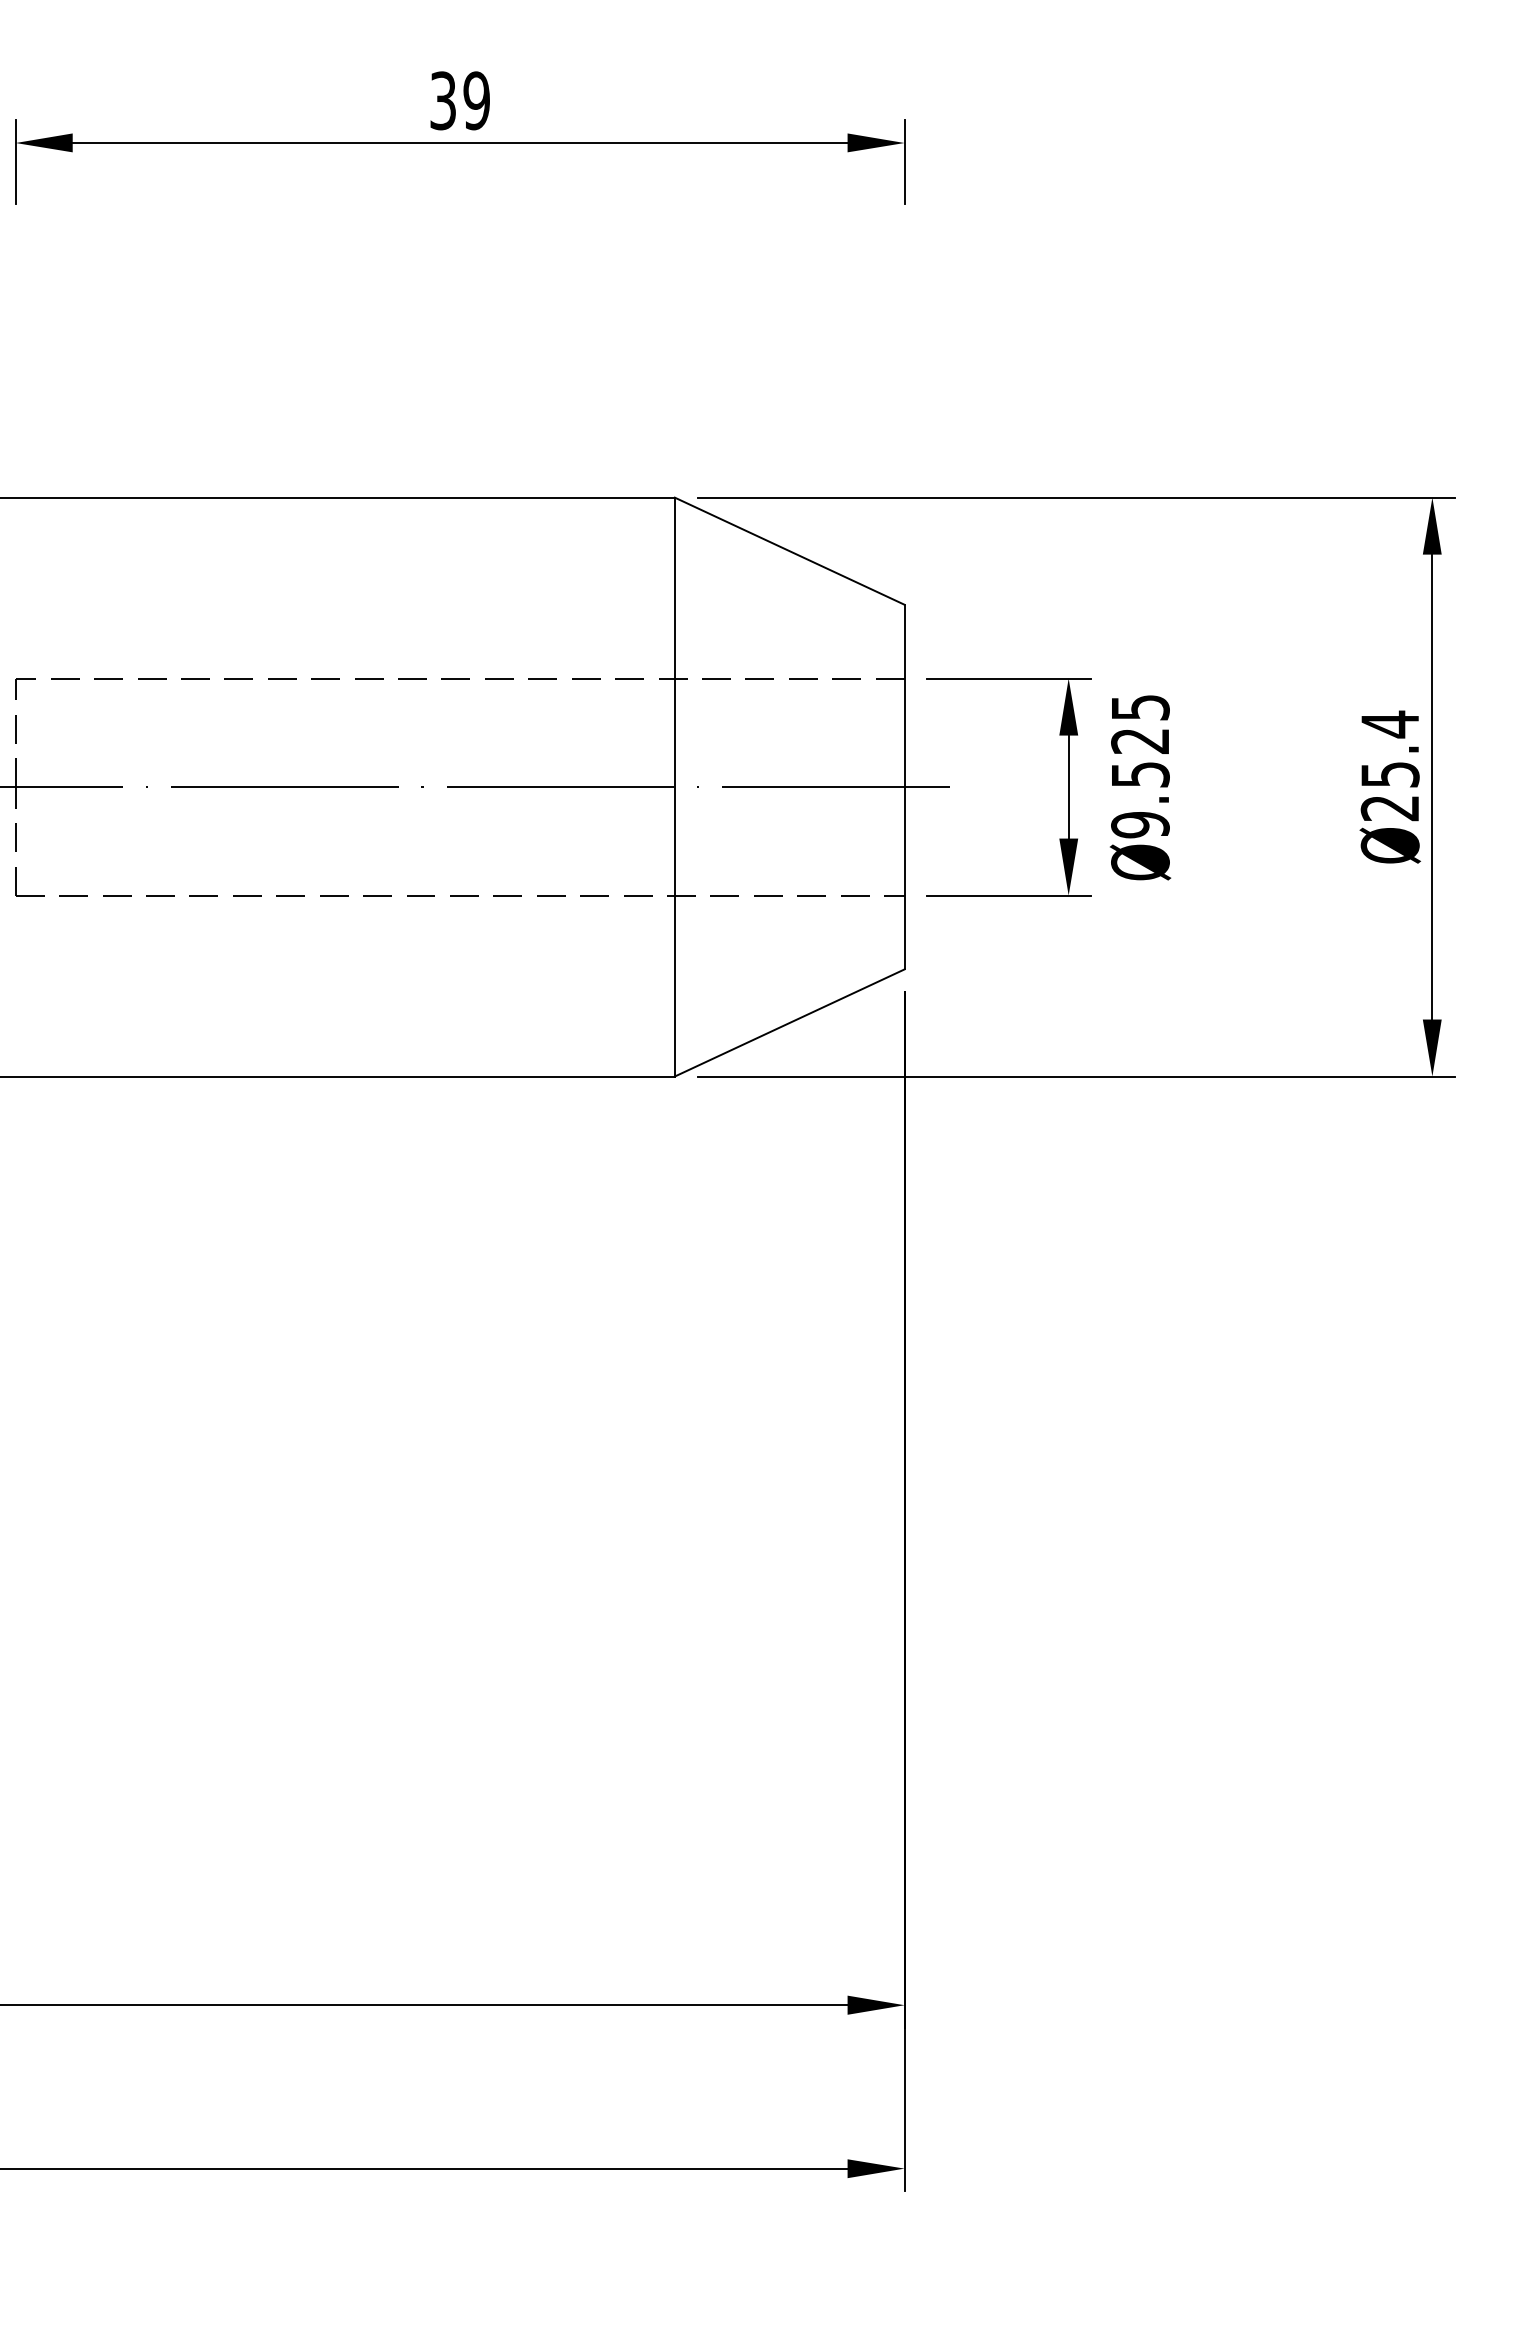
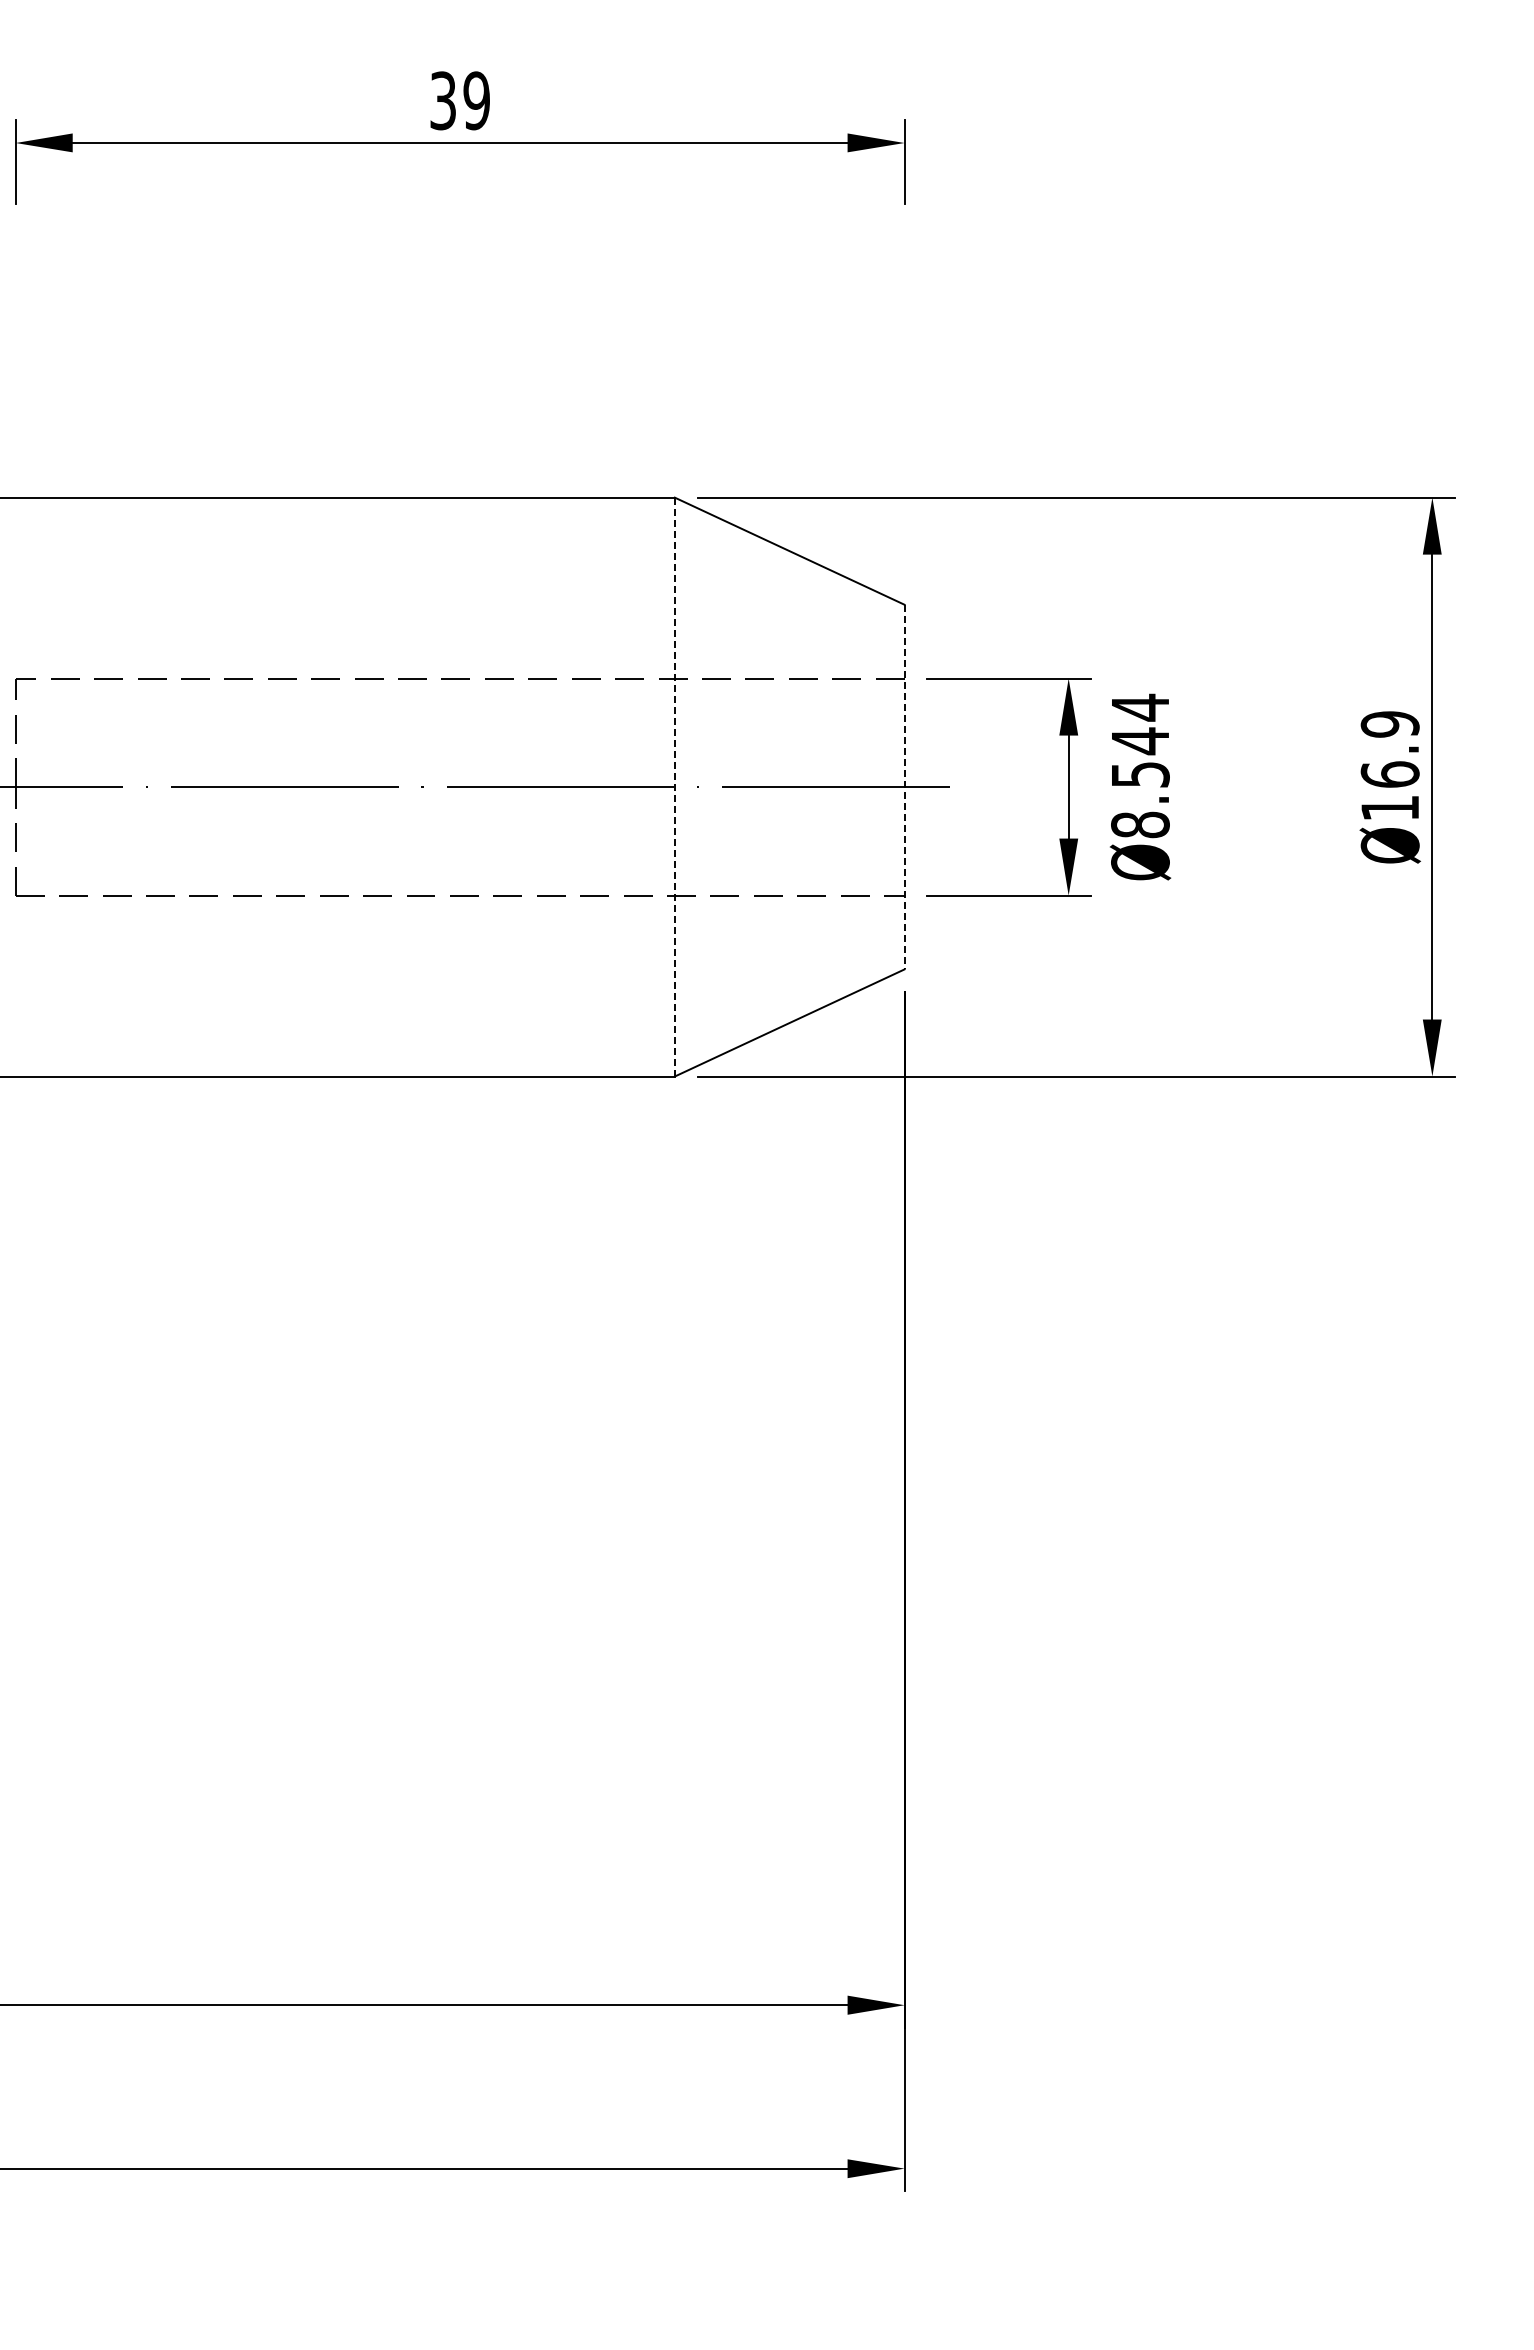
text: Ø9.525 -> Ø8.544 (1140, 765)
text: Ø25.4 -> Ø16.9 (1389, 765)
line: solid -> dashed (674, 787)
line: solid -> dashed (904, 787)
